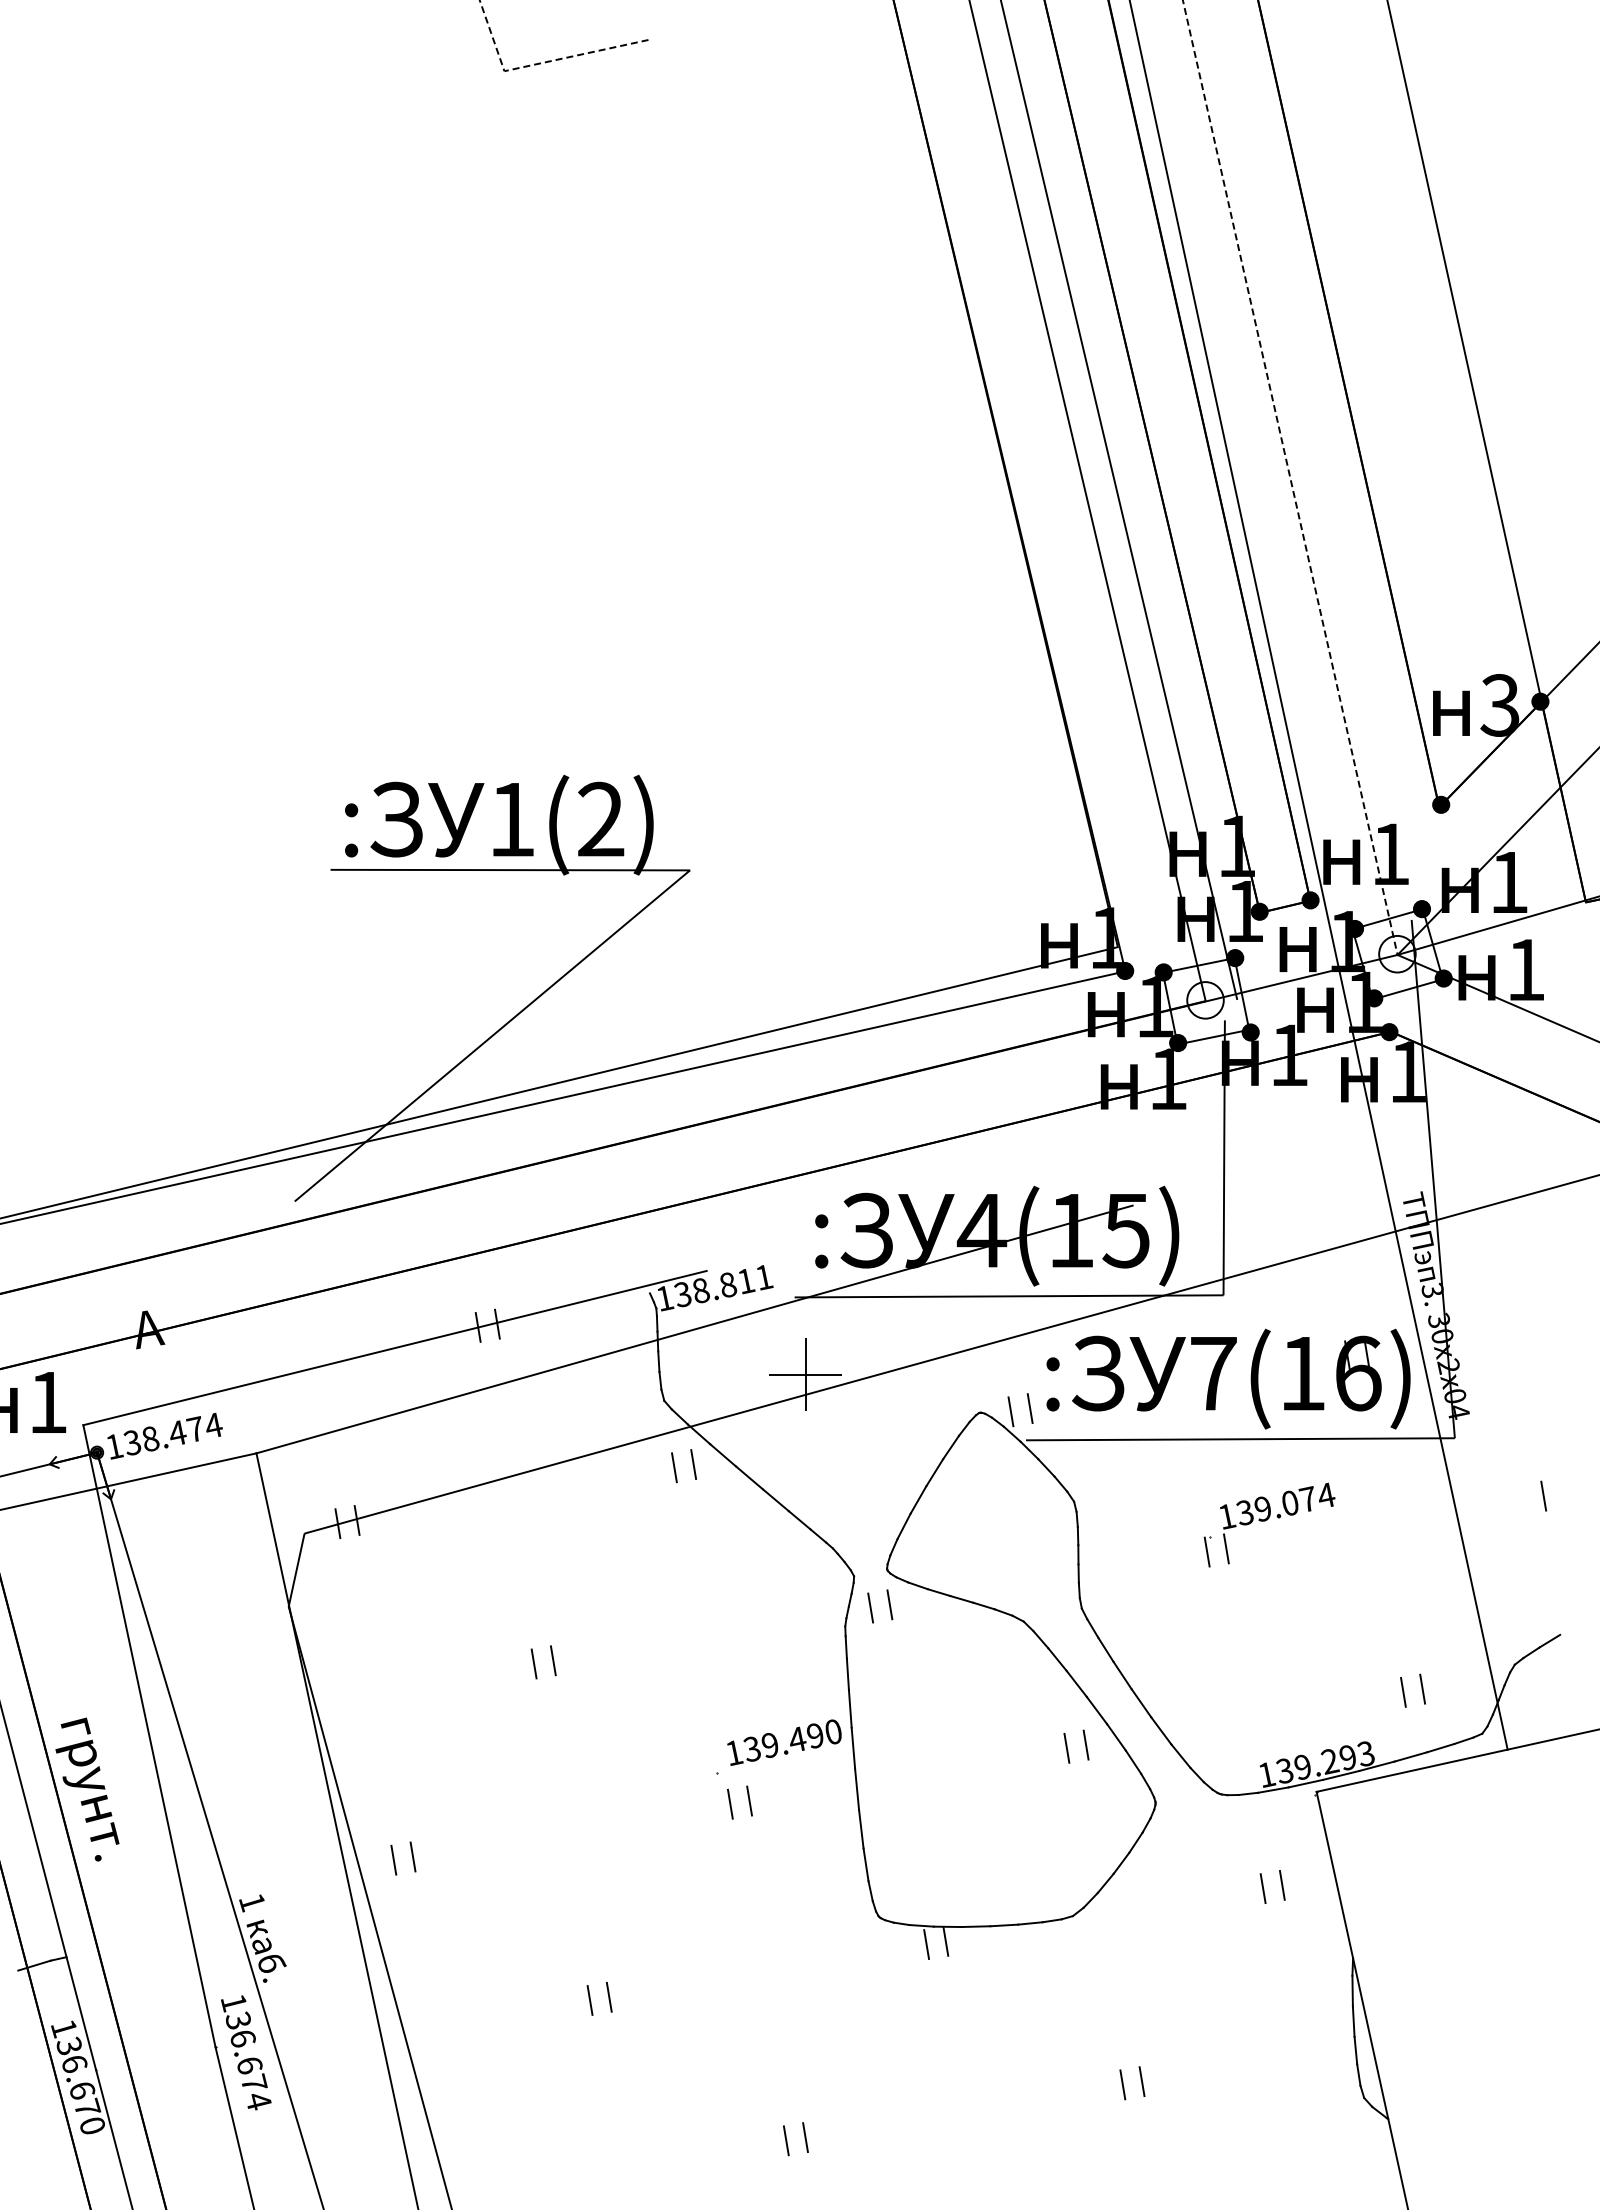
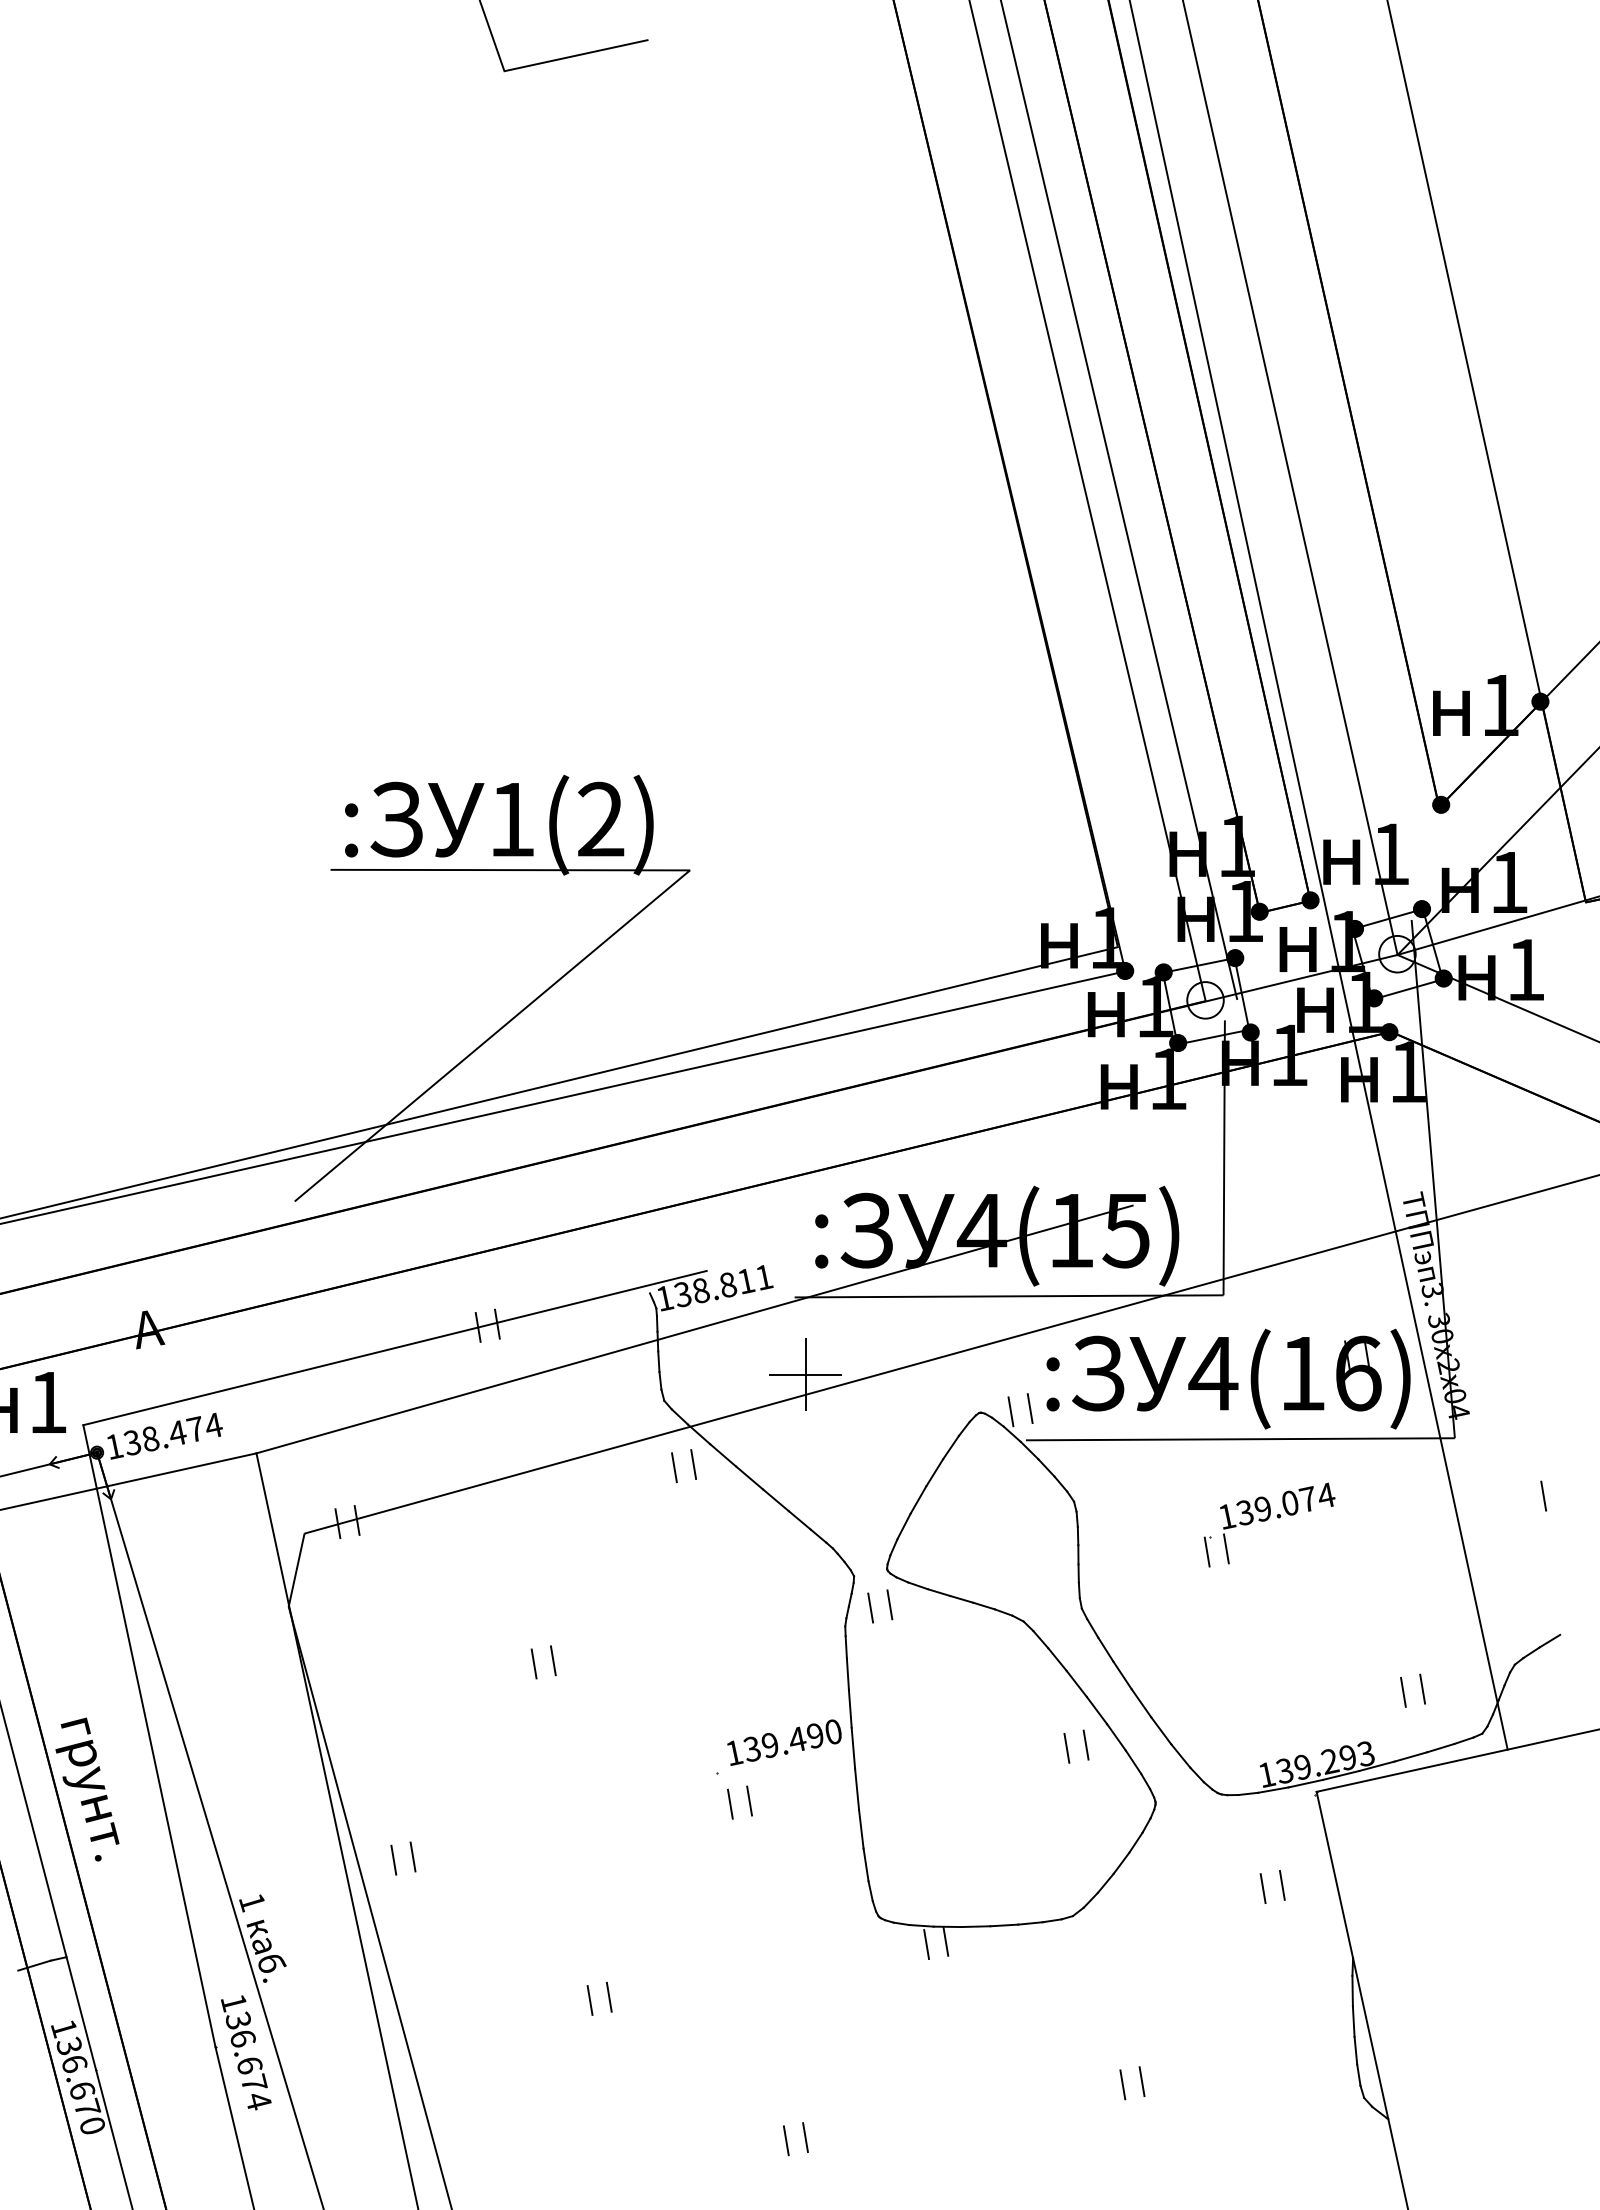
line: dashed -> solid (539, 63)
line: dashed -> solid (1290, 477)
text: 3 -> 1 (1499, 705)
text: 7(16) -> 4(16) (1213, 1373)
